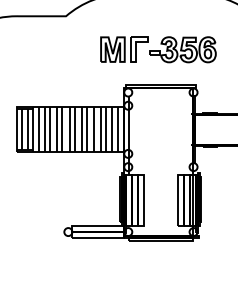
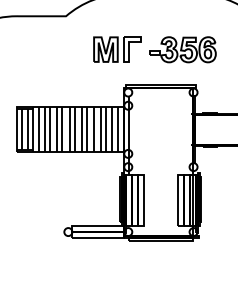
part position: (124, 49) -> (117, 49) (117, 49)
